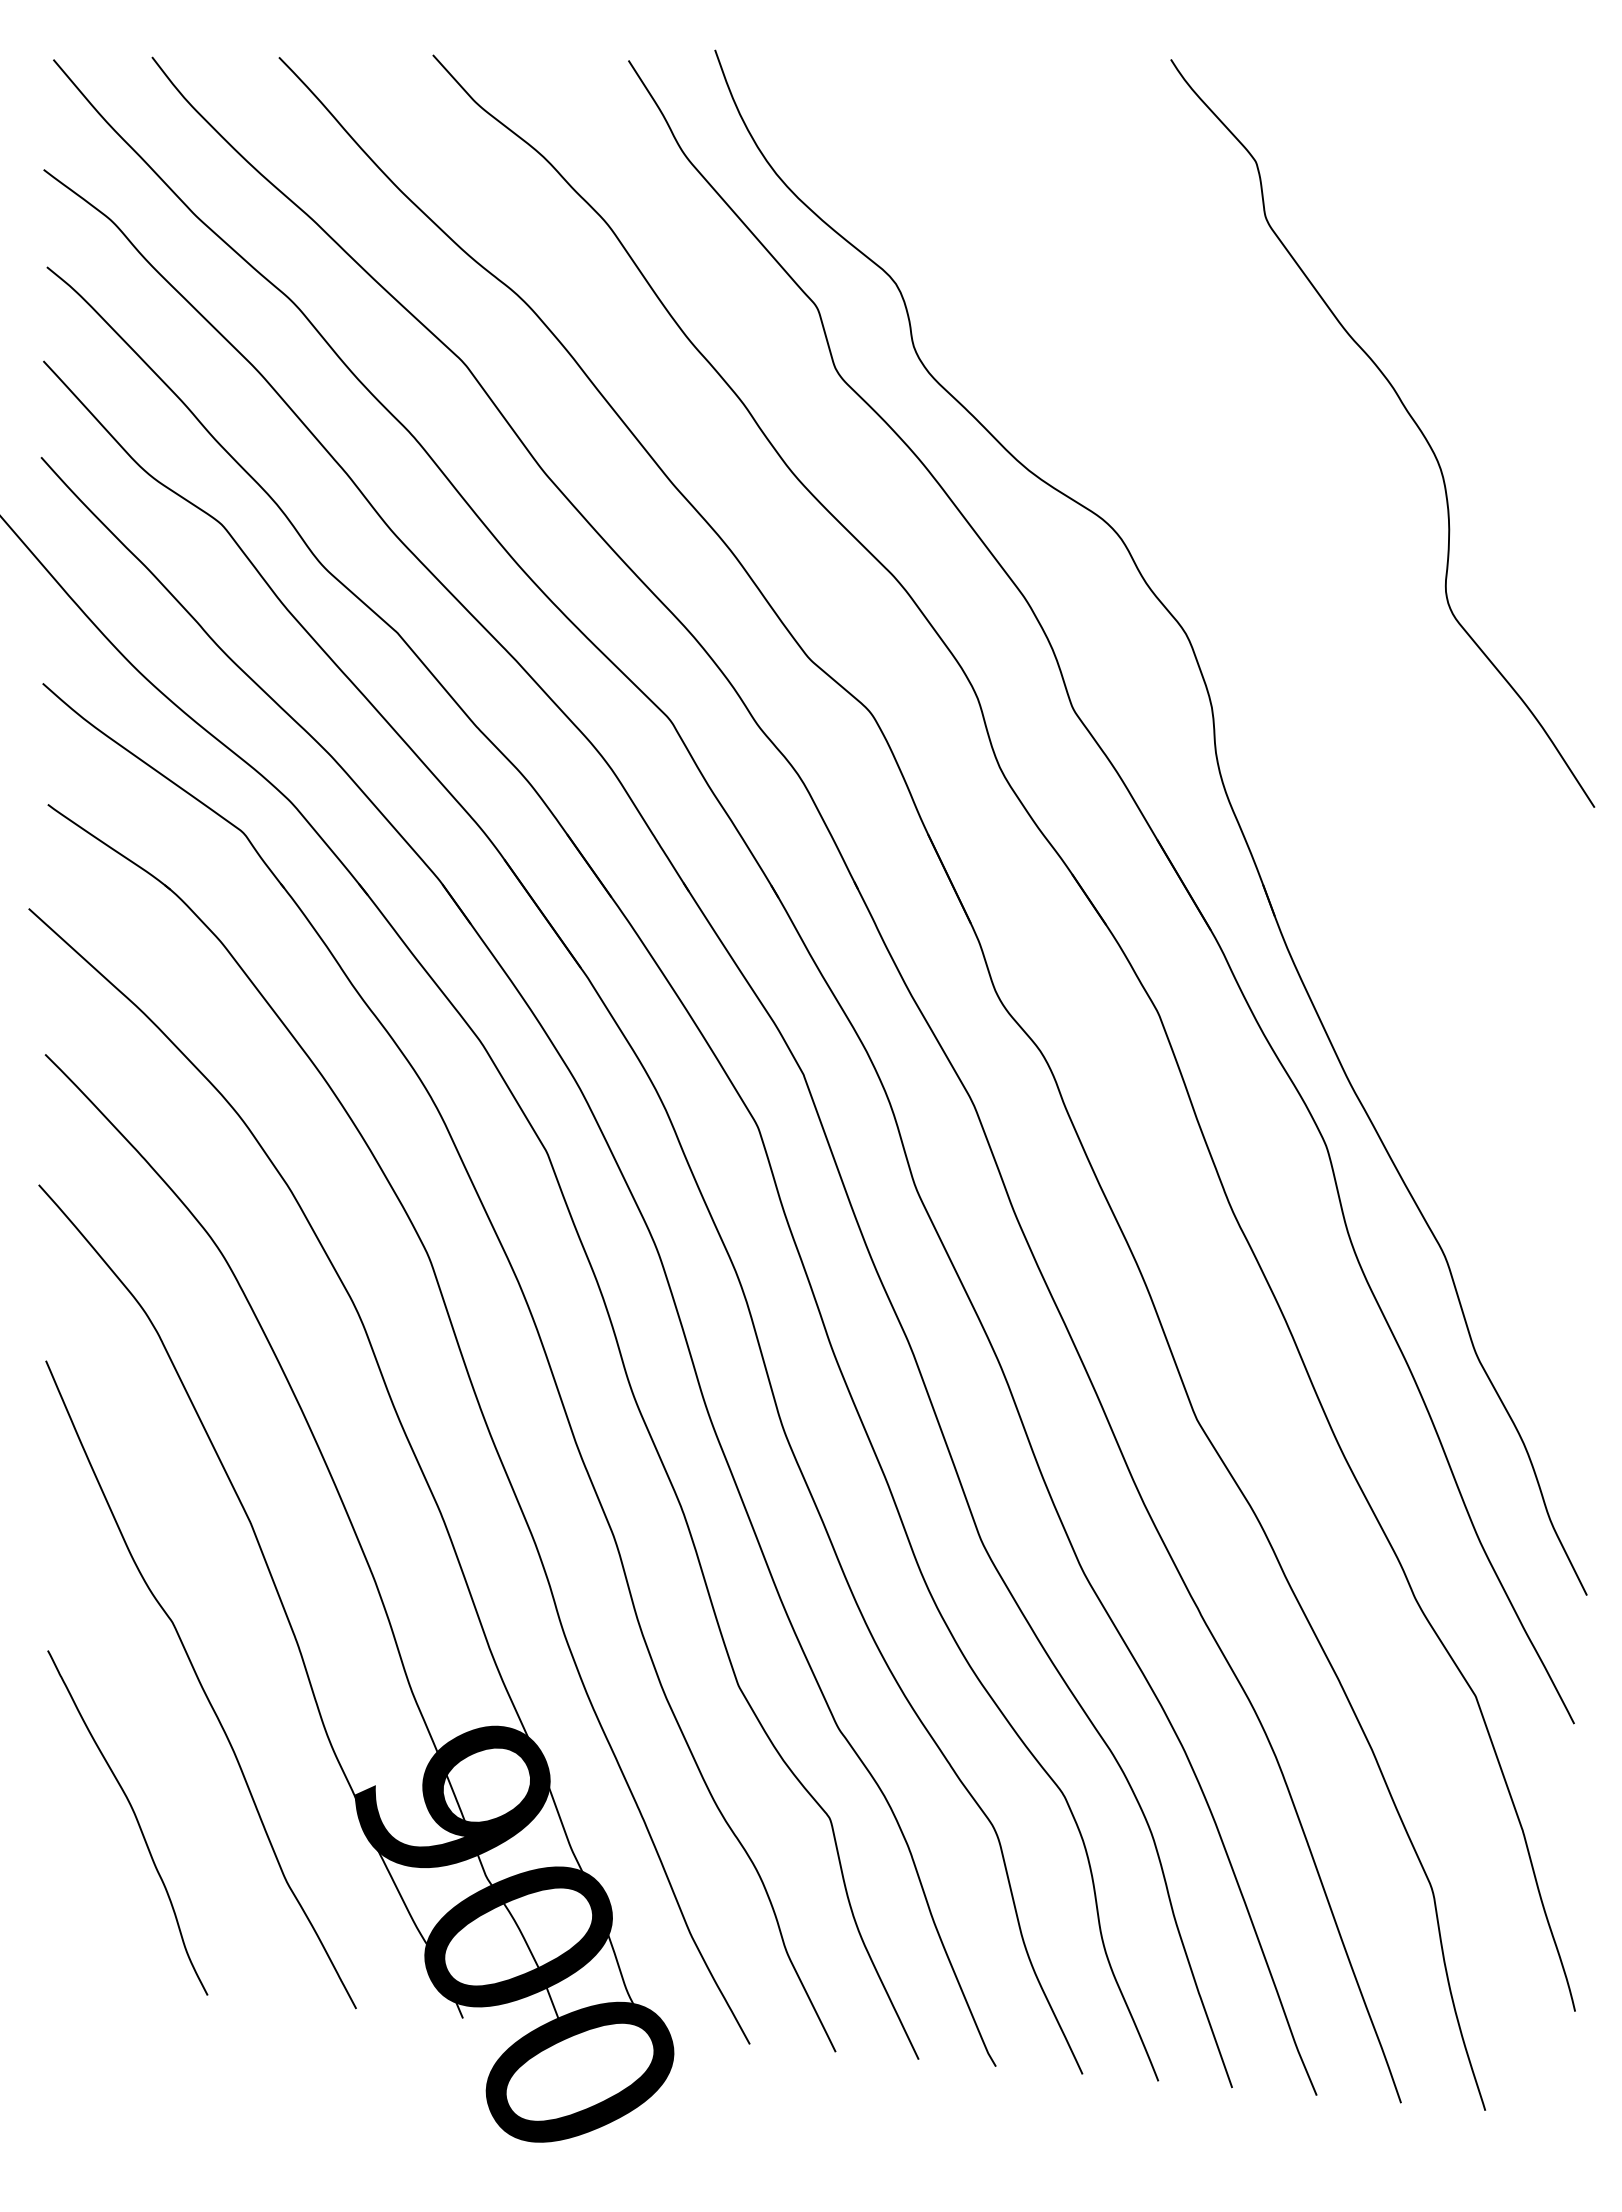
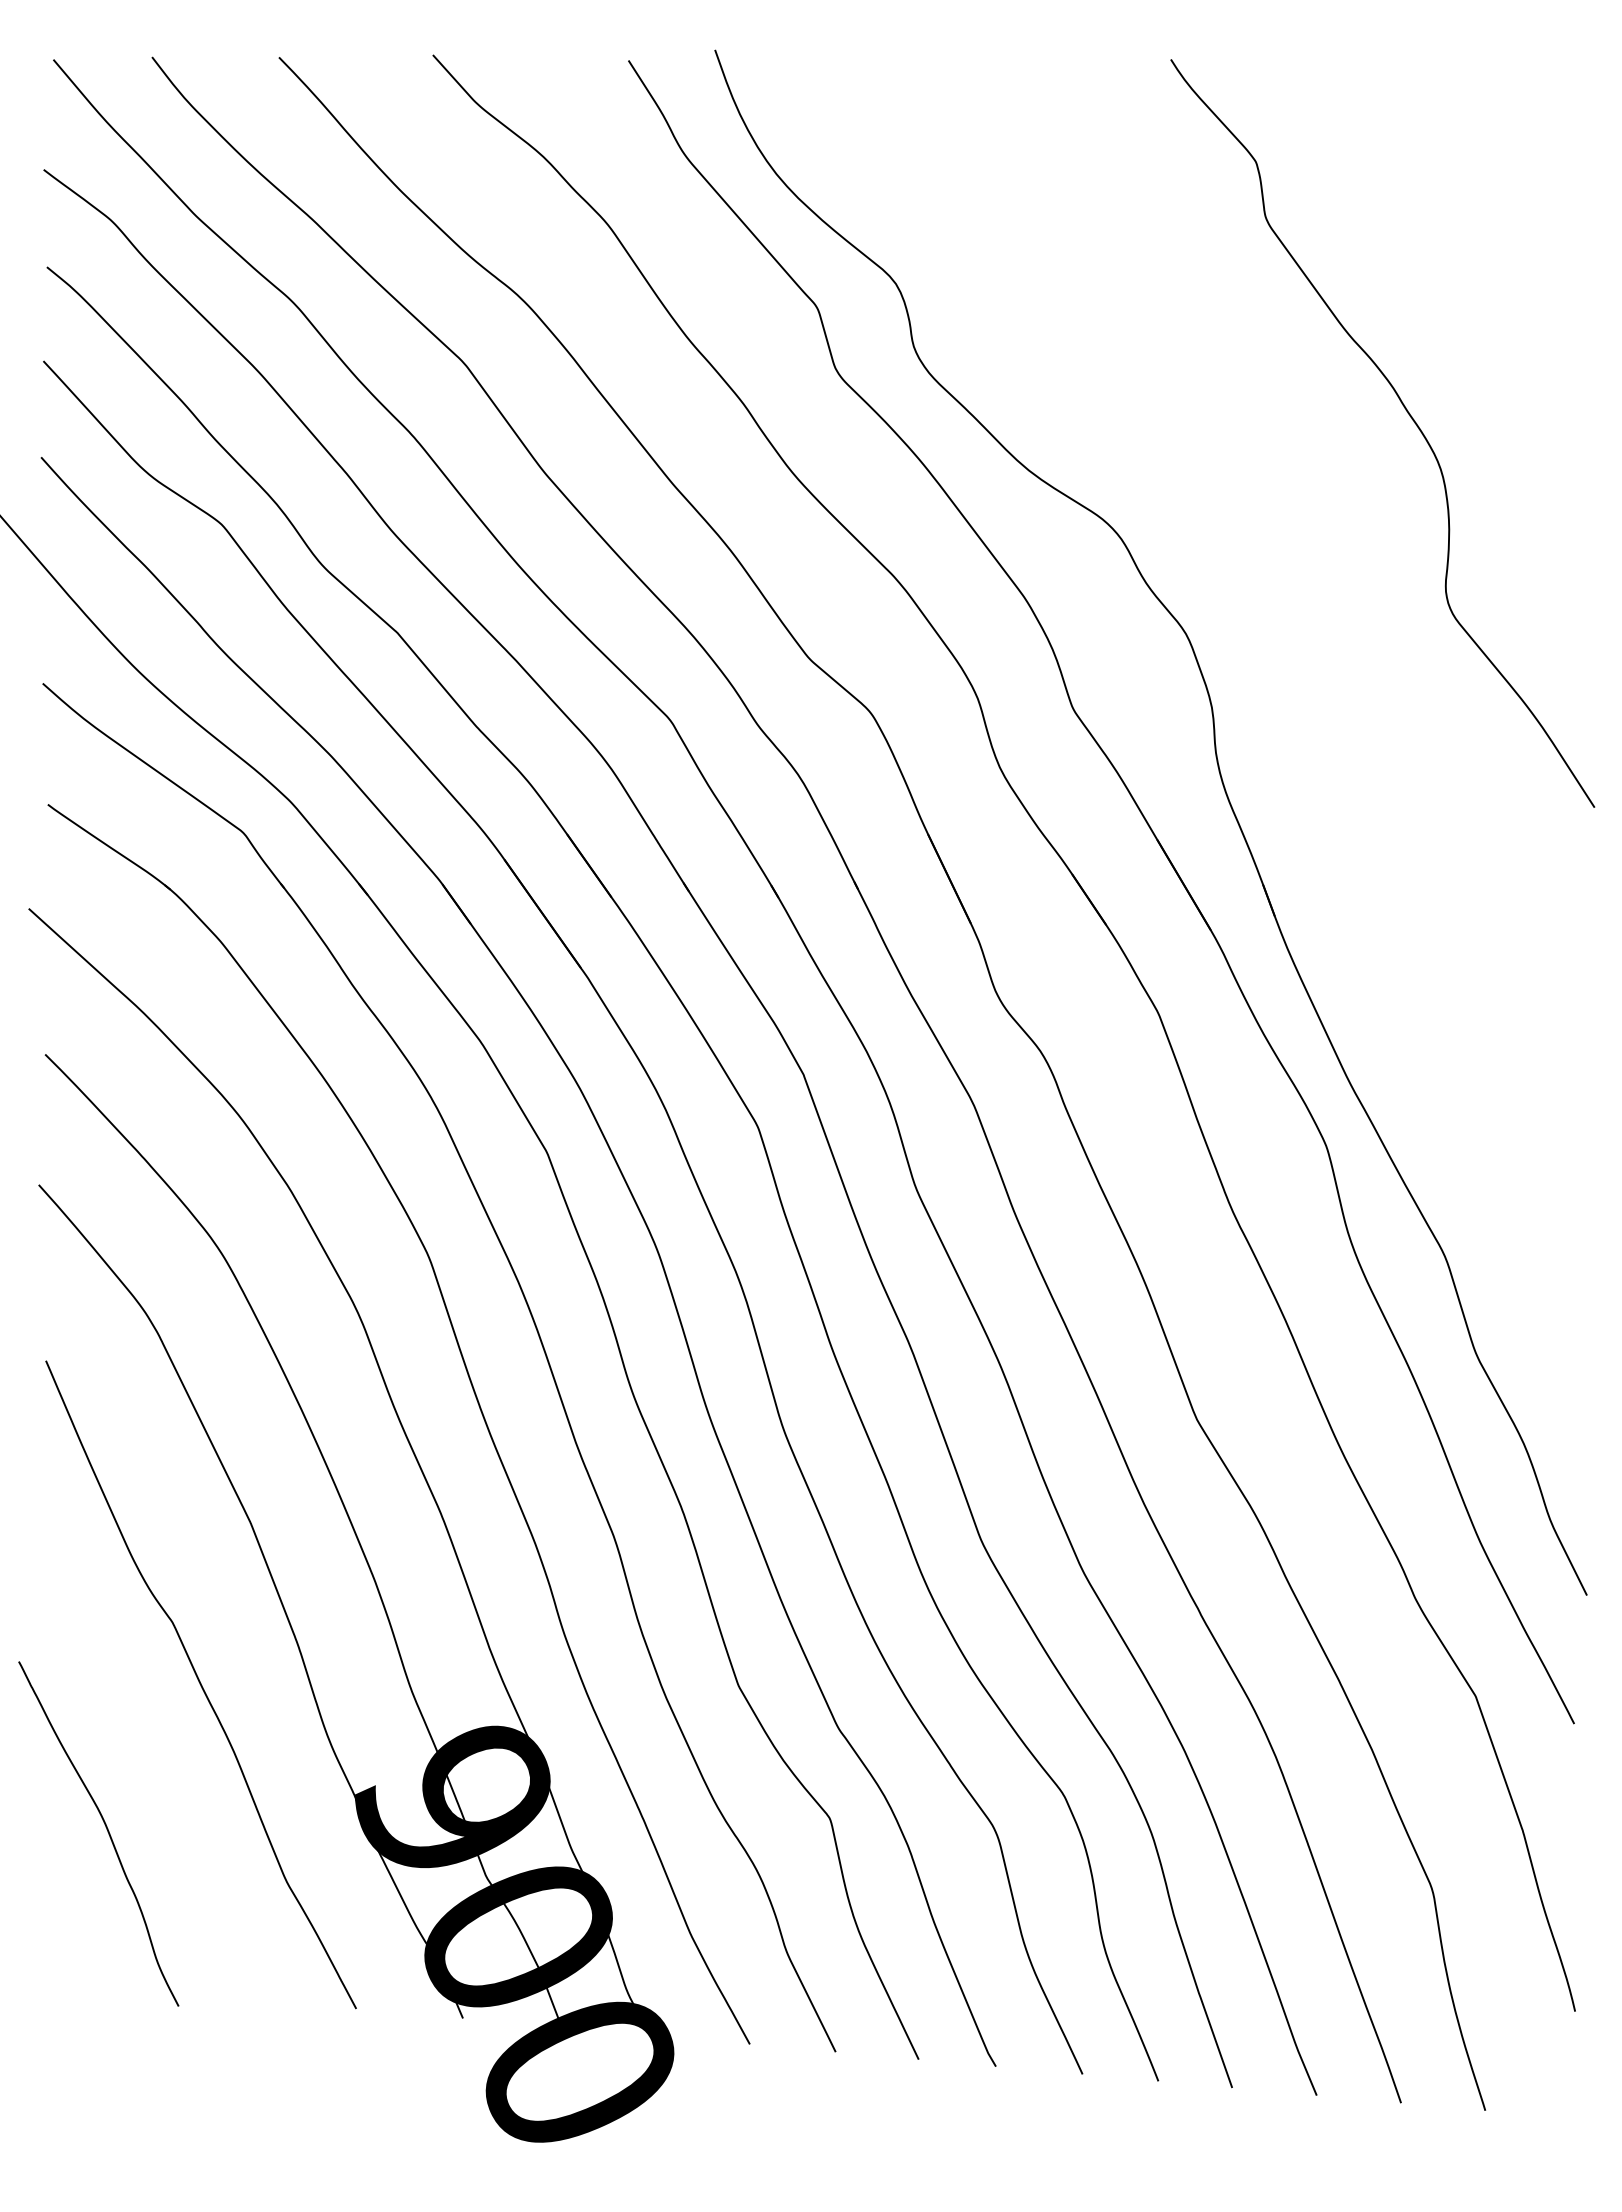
curve position: (135, 1818) -> (106, 1829) (106, 1829)
